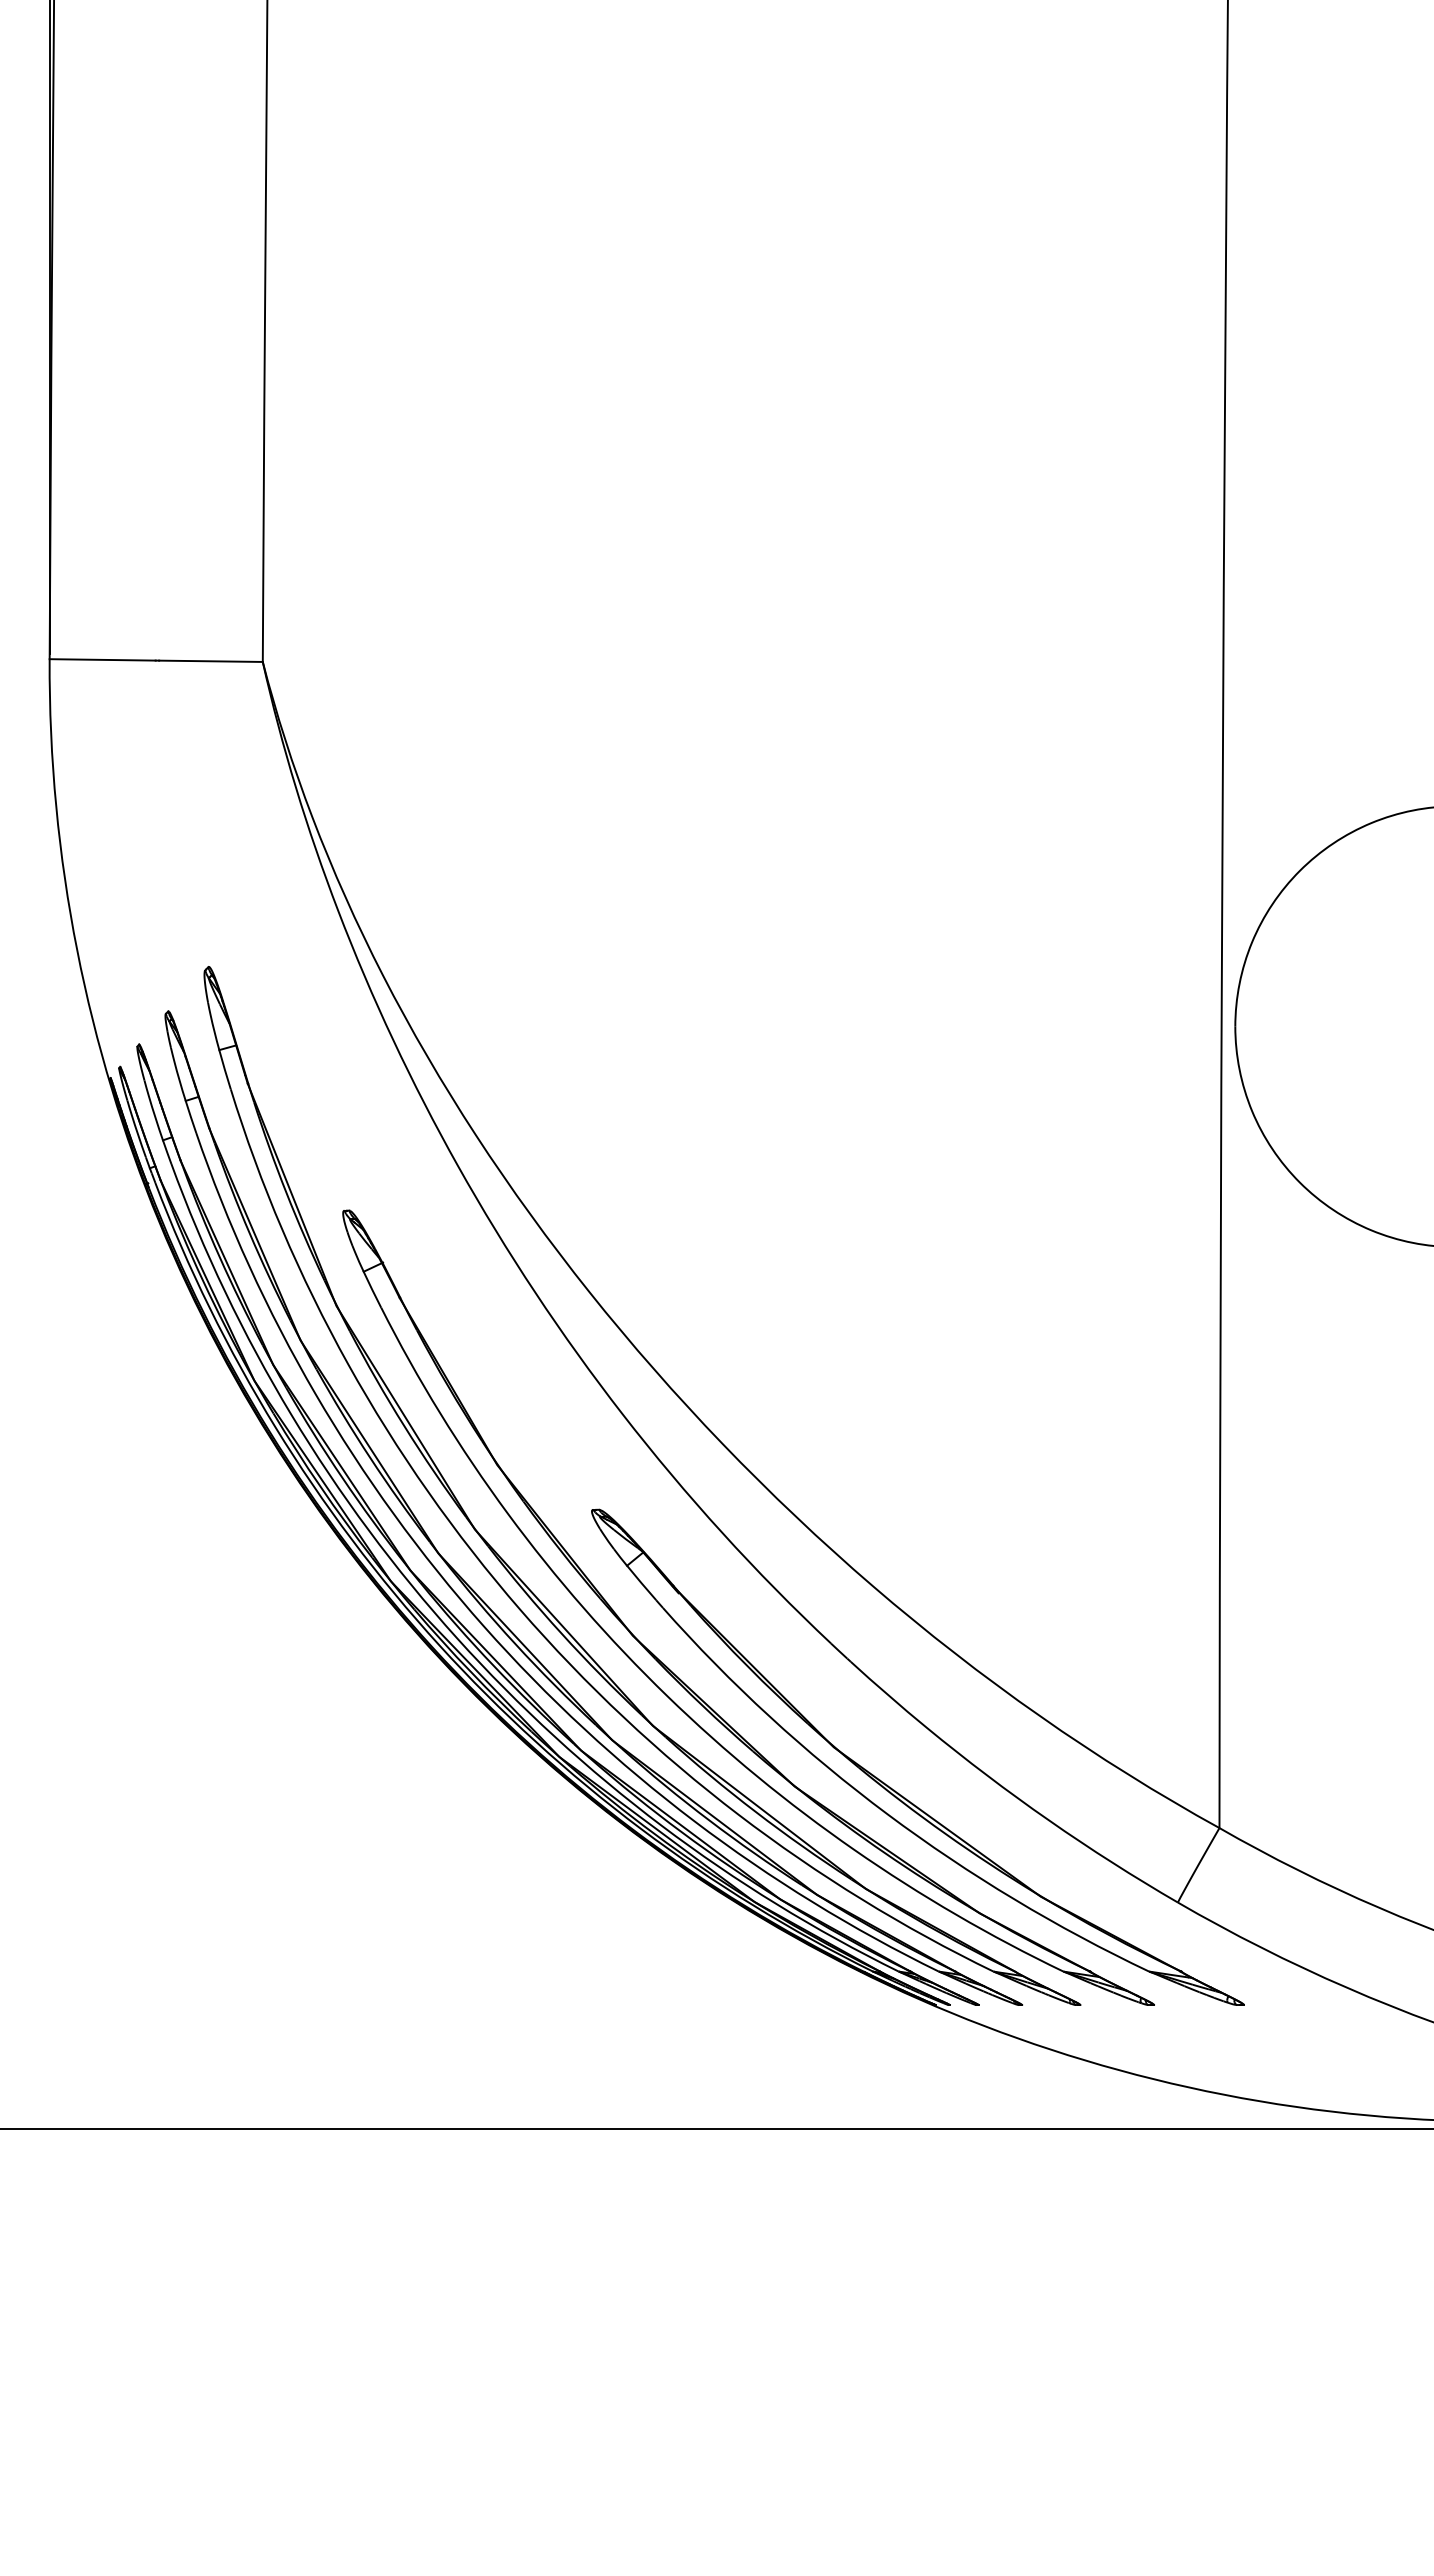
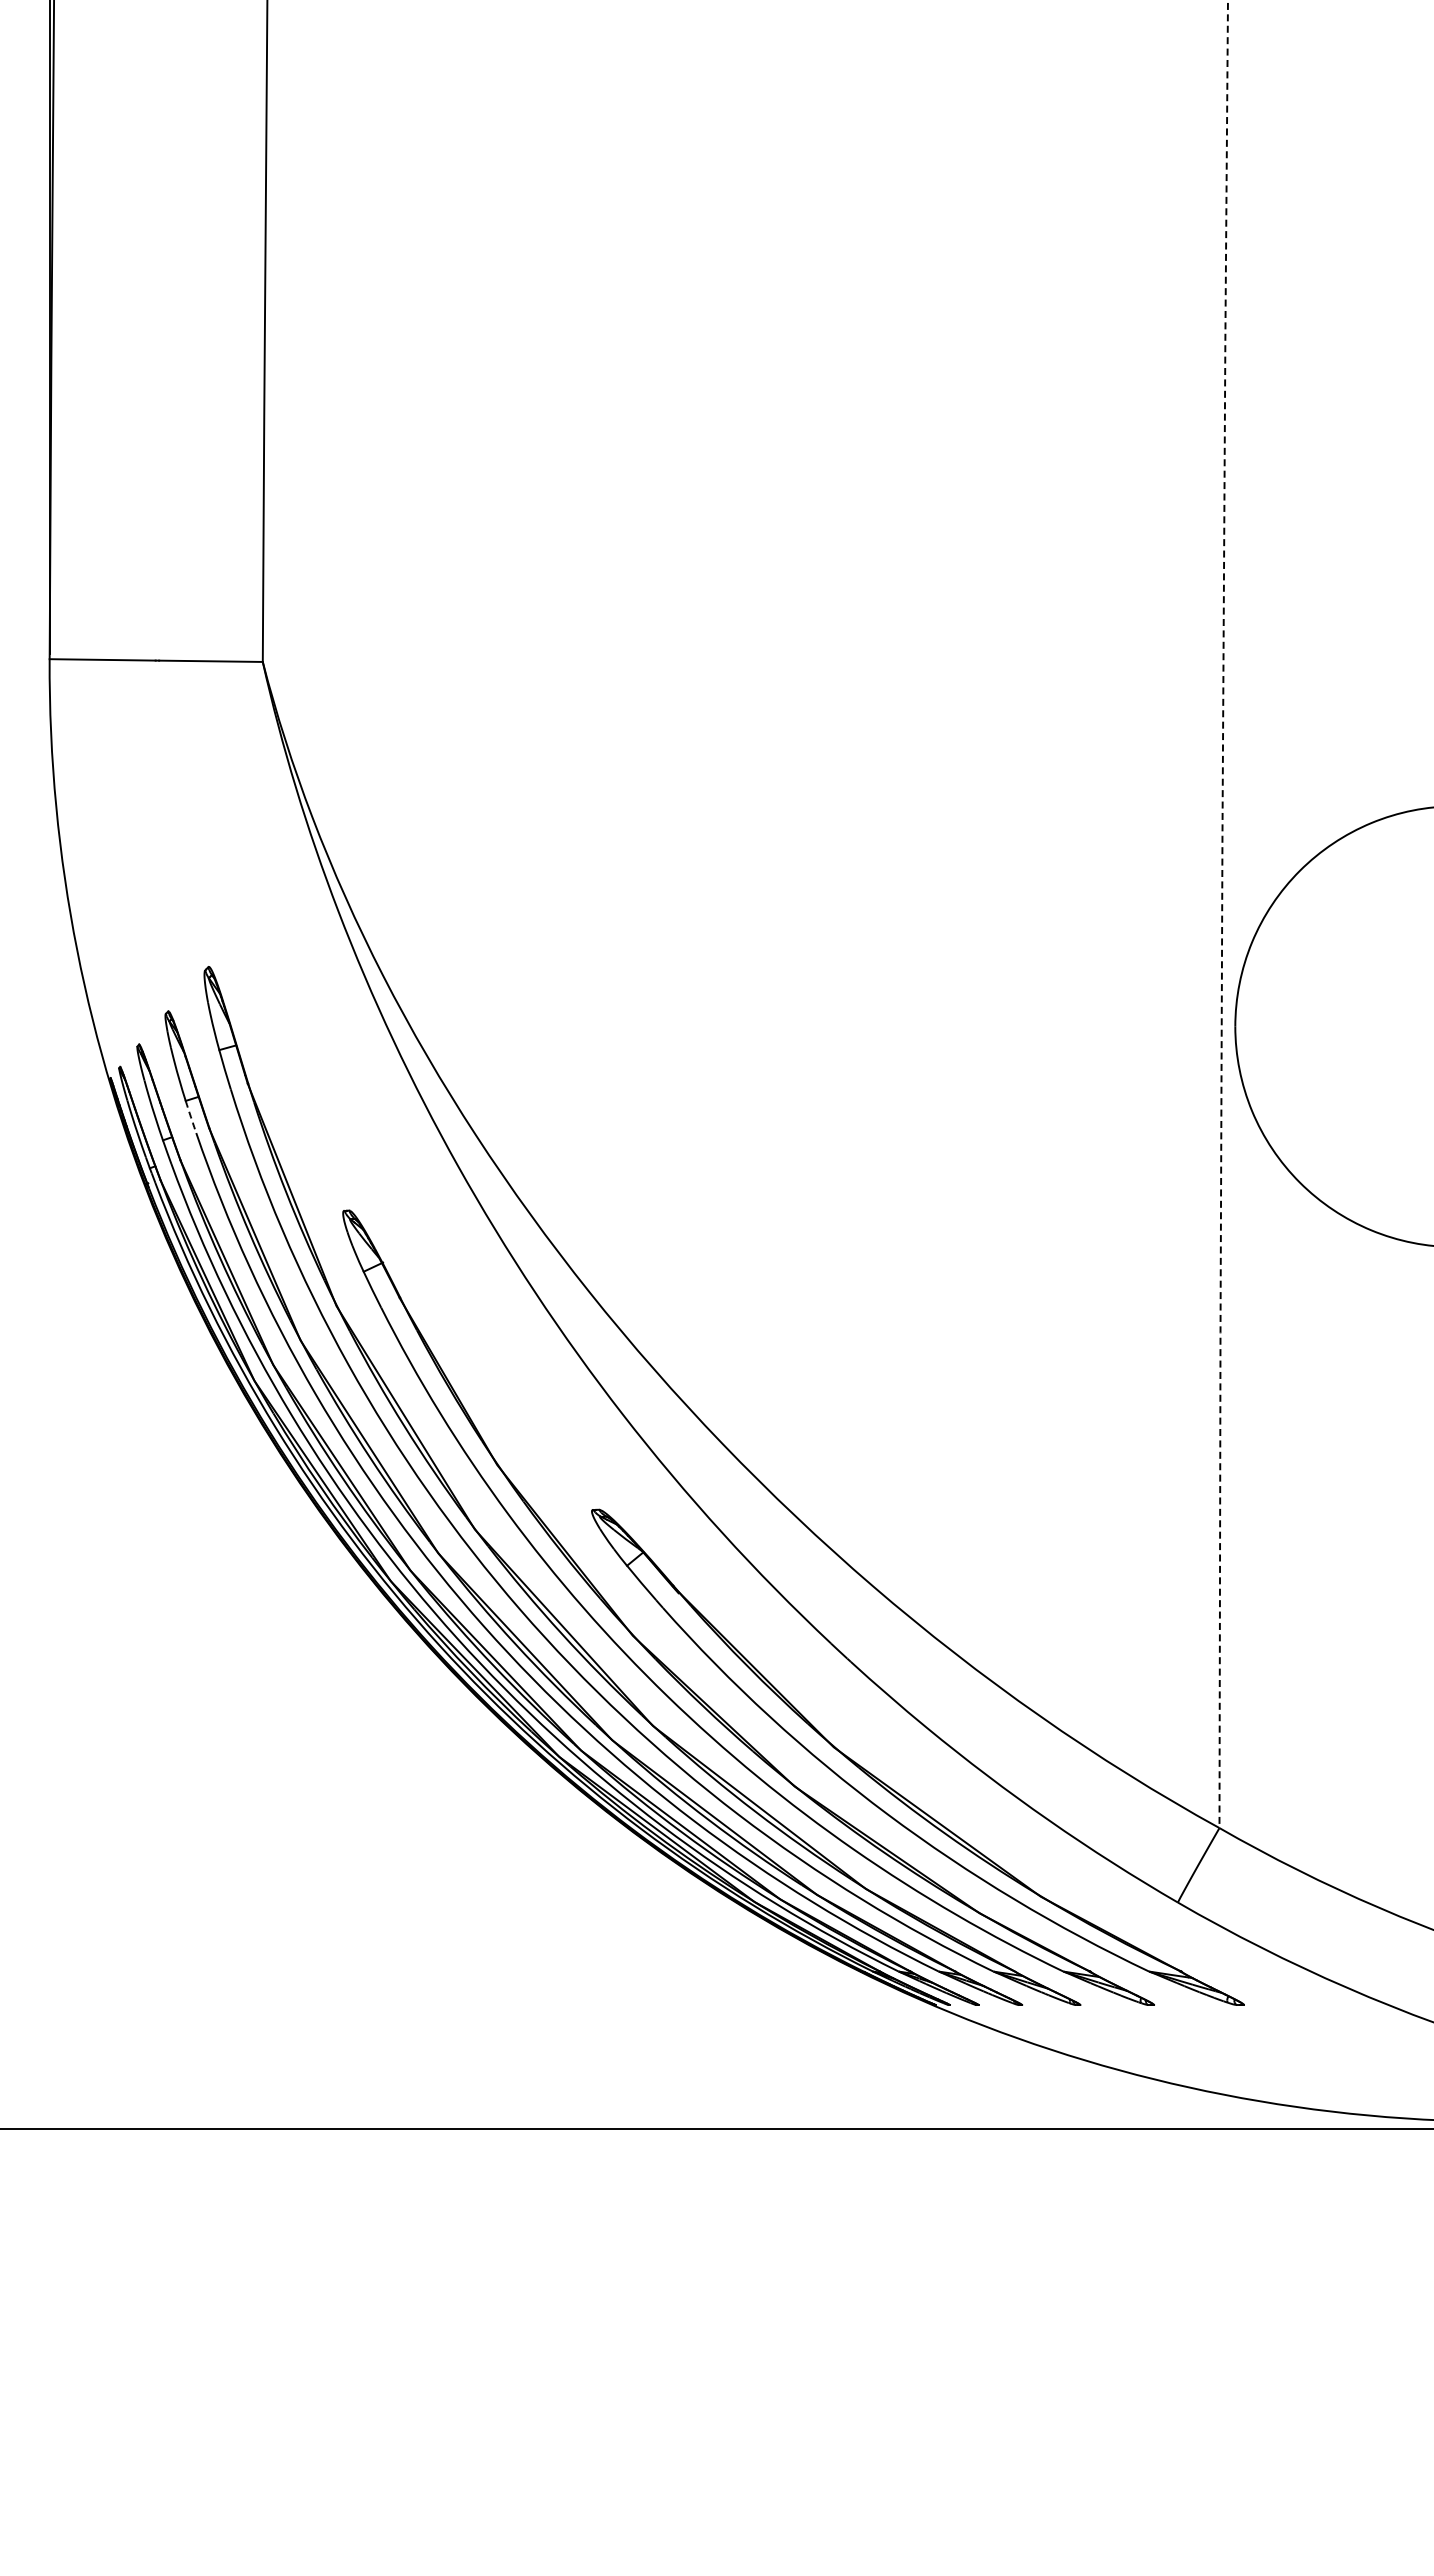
arc: solid -> dashed (1222, 913)
arc: solid -> dashed (190, 1117)
